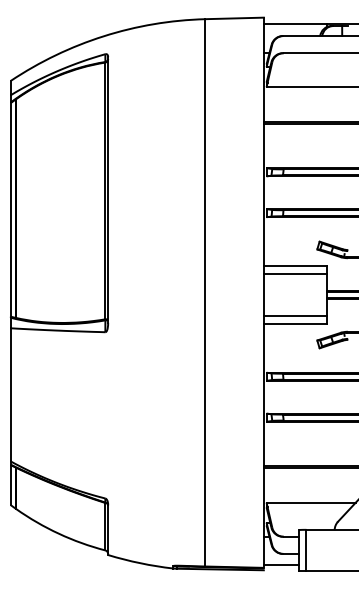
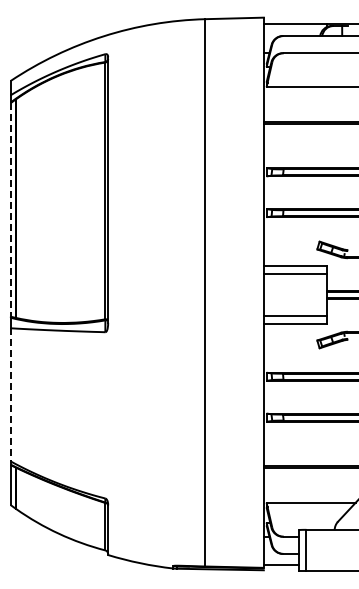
line: solid -> dashed (10, 209)
line: solid -> dashed (10, 394)
